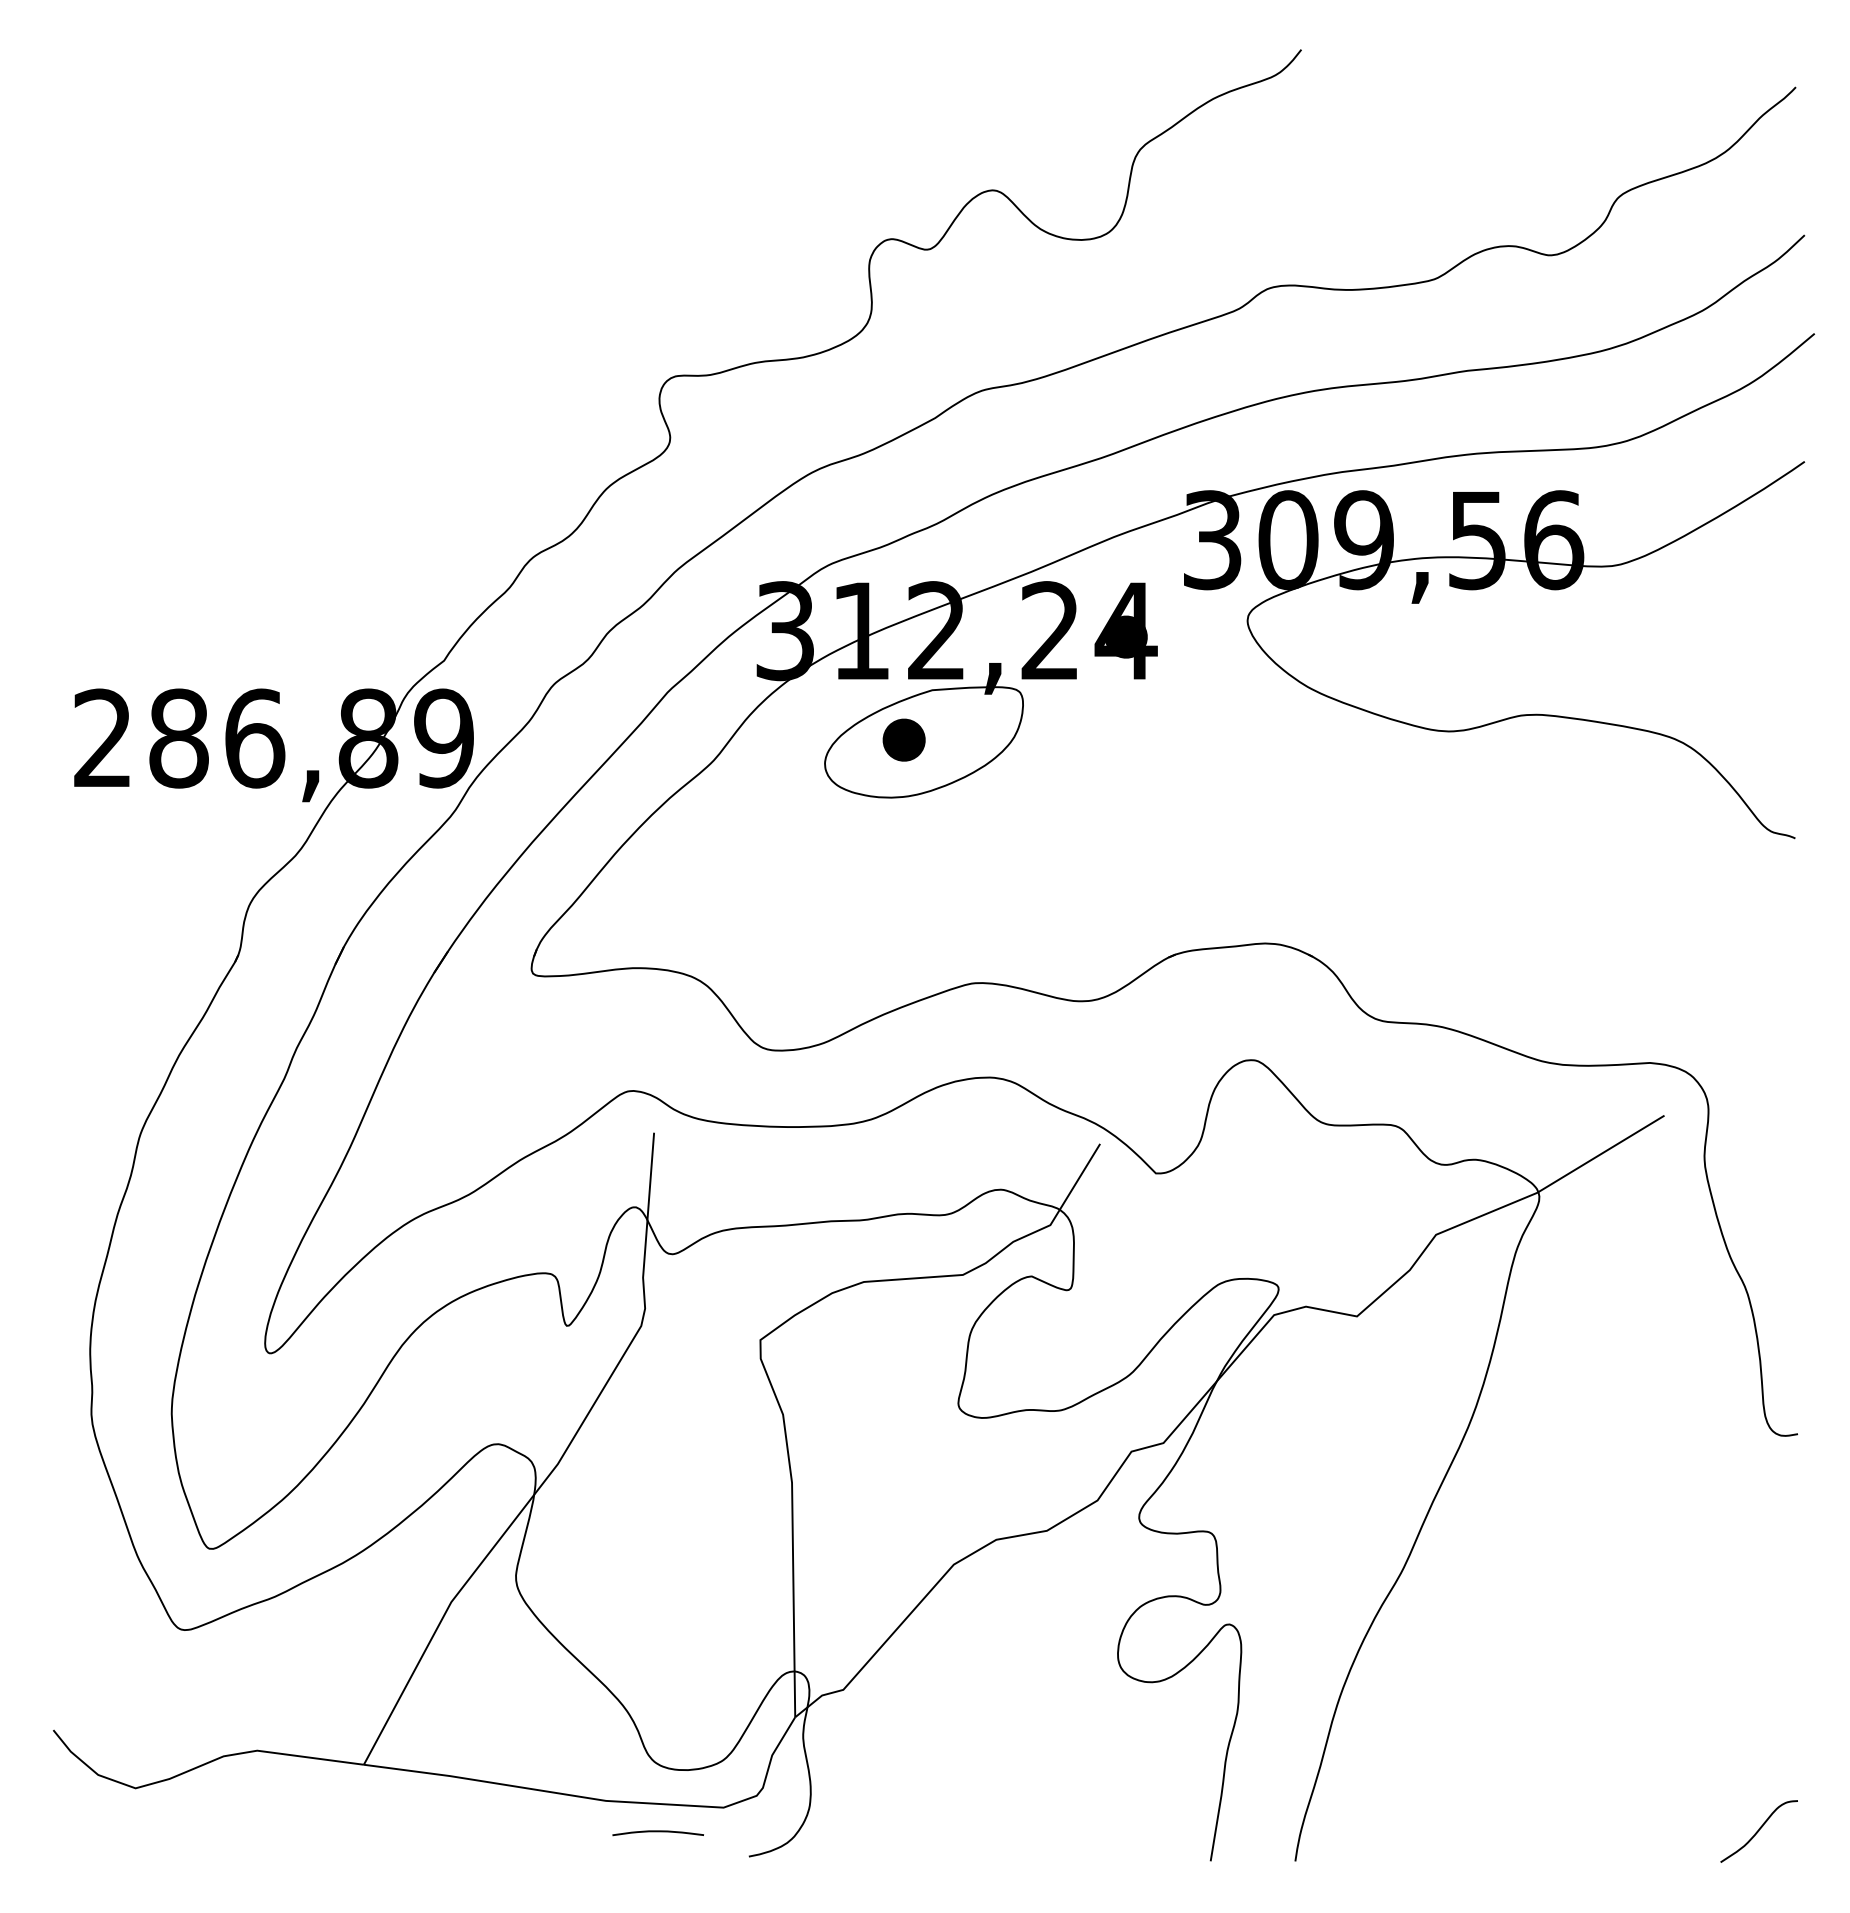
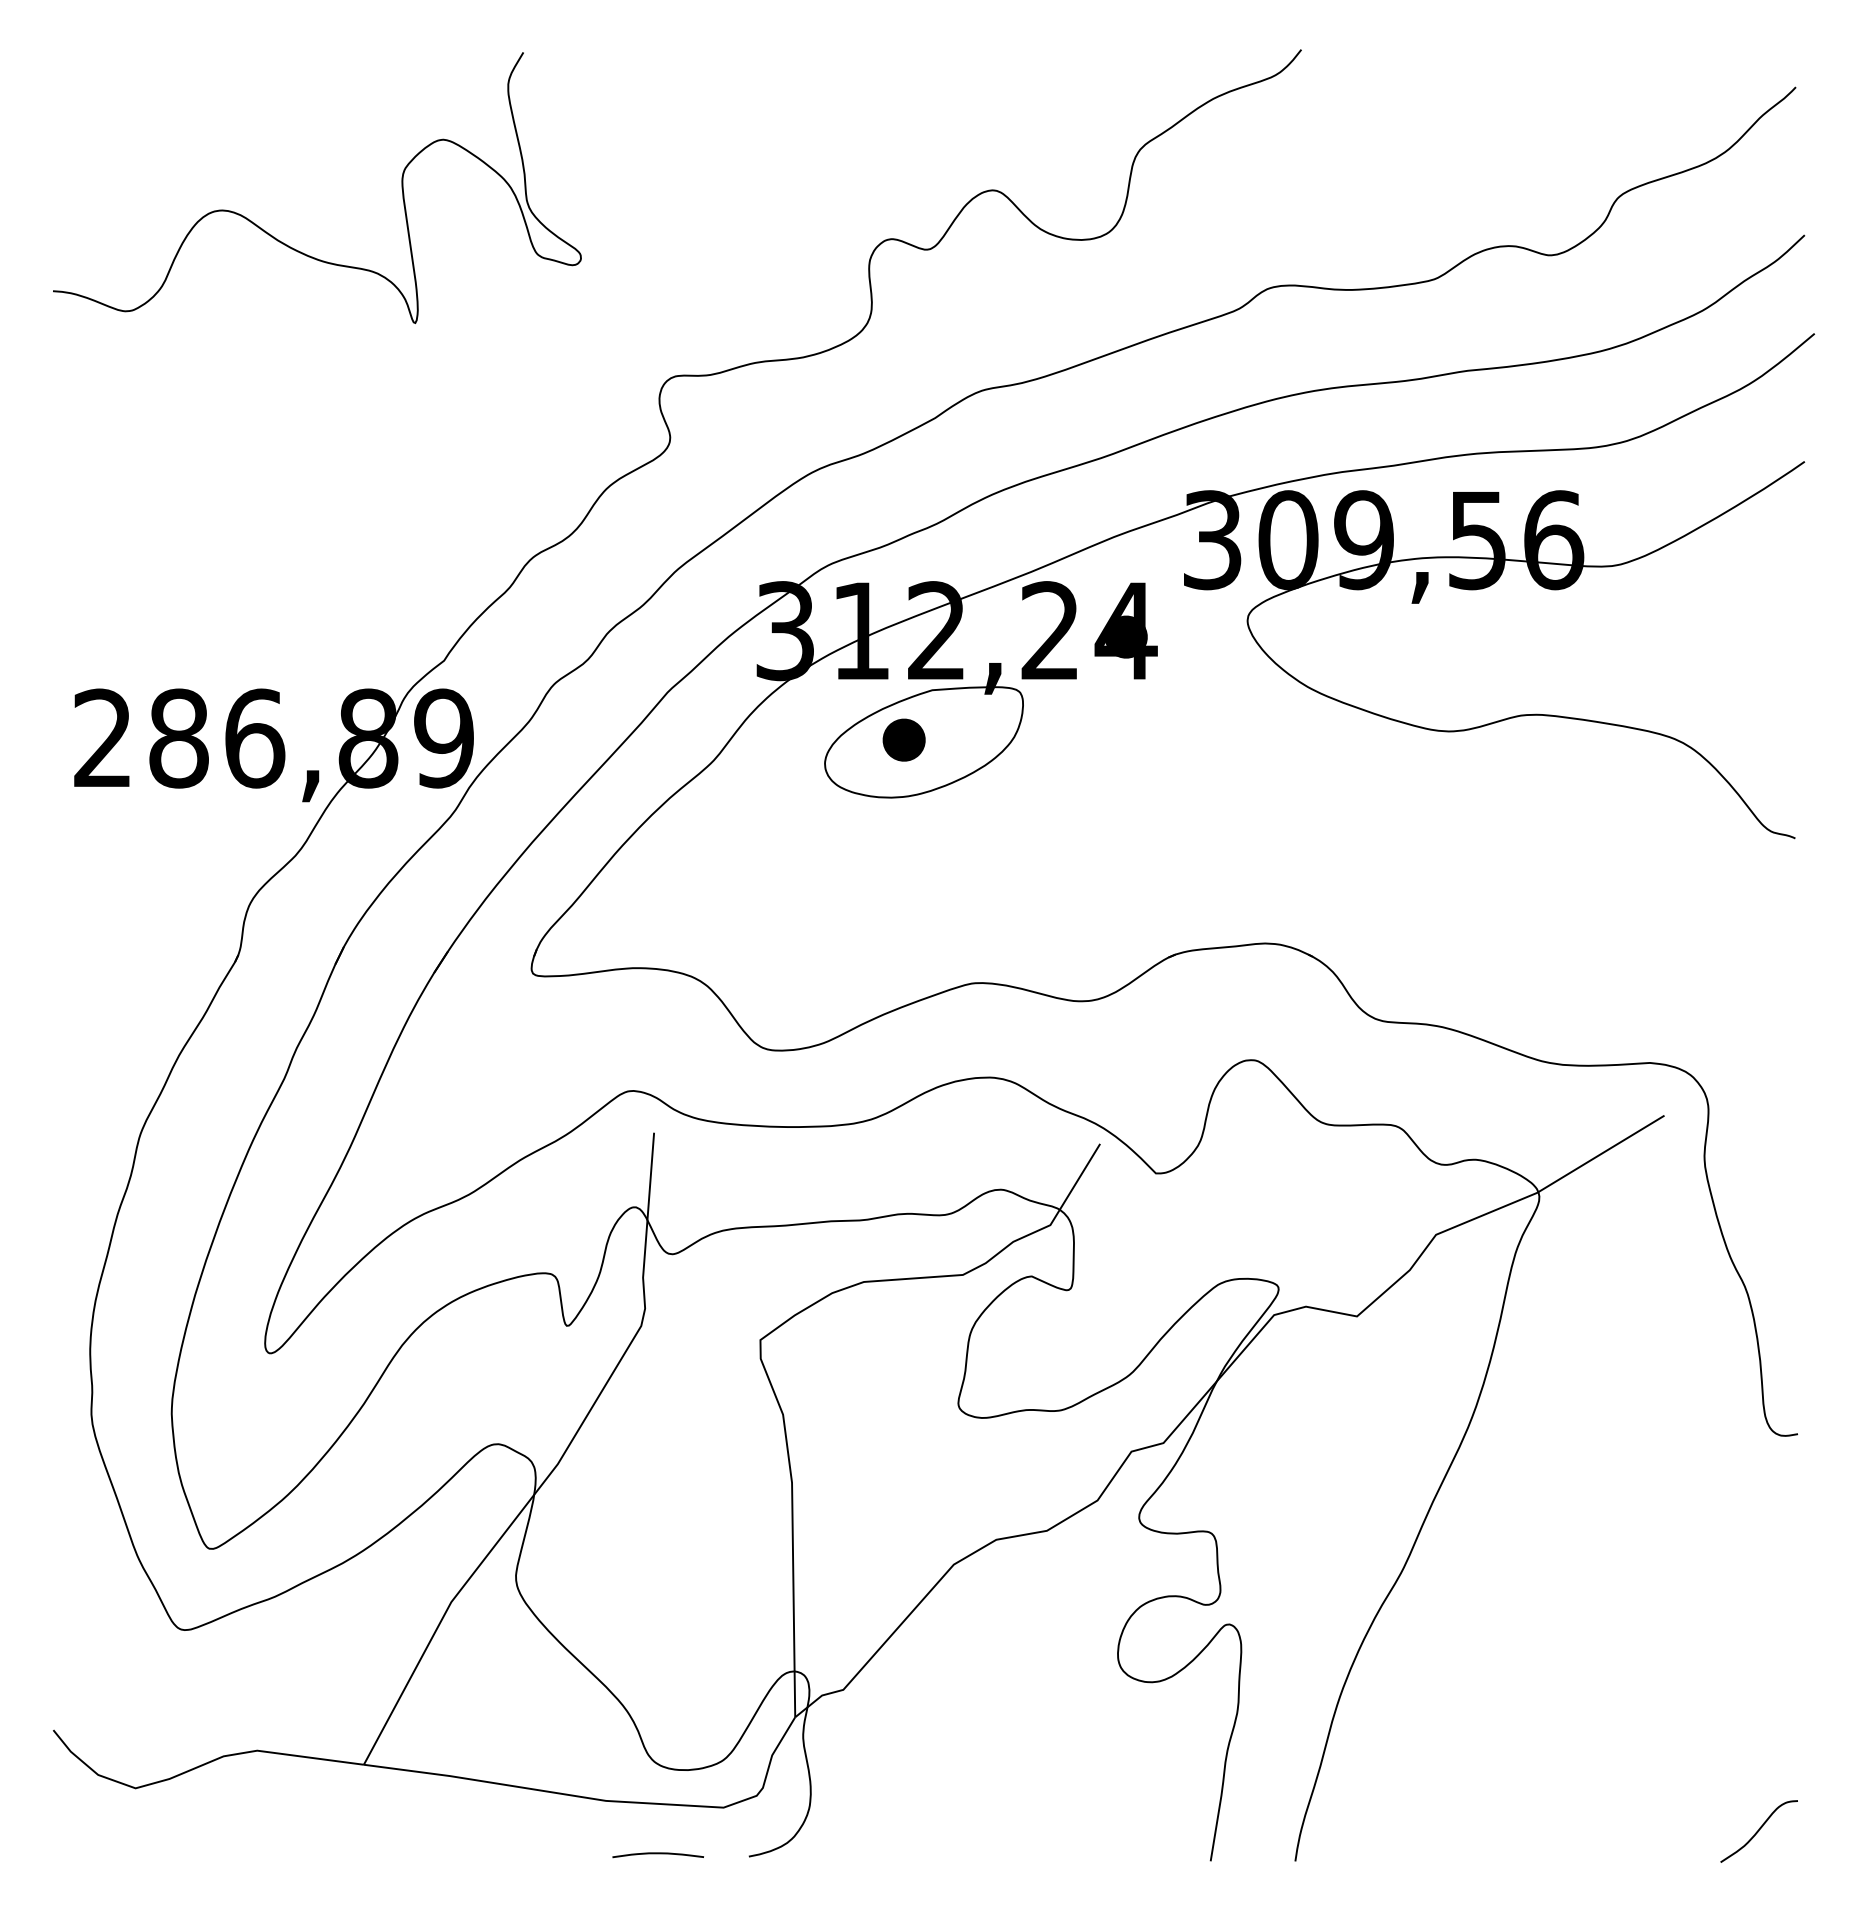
curve: none -> present (287, 244)
curve position: (657, 1832) -> (657, 1854) (657, 1854)
